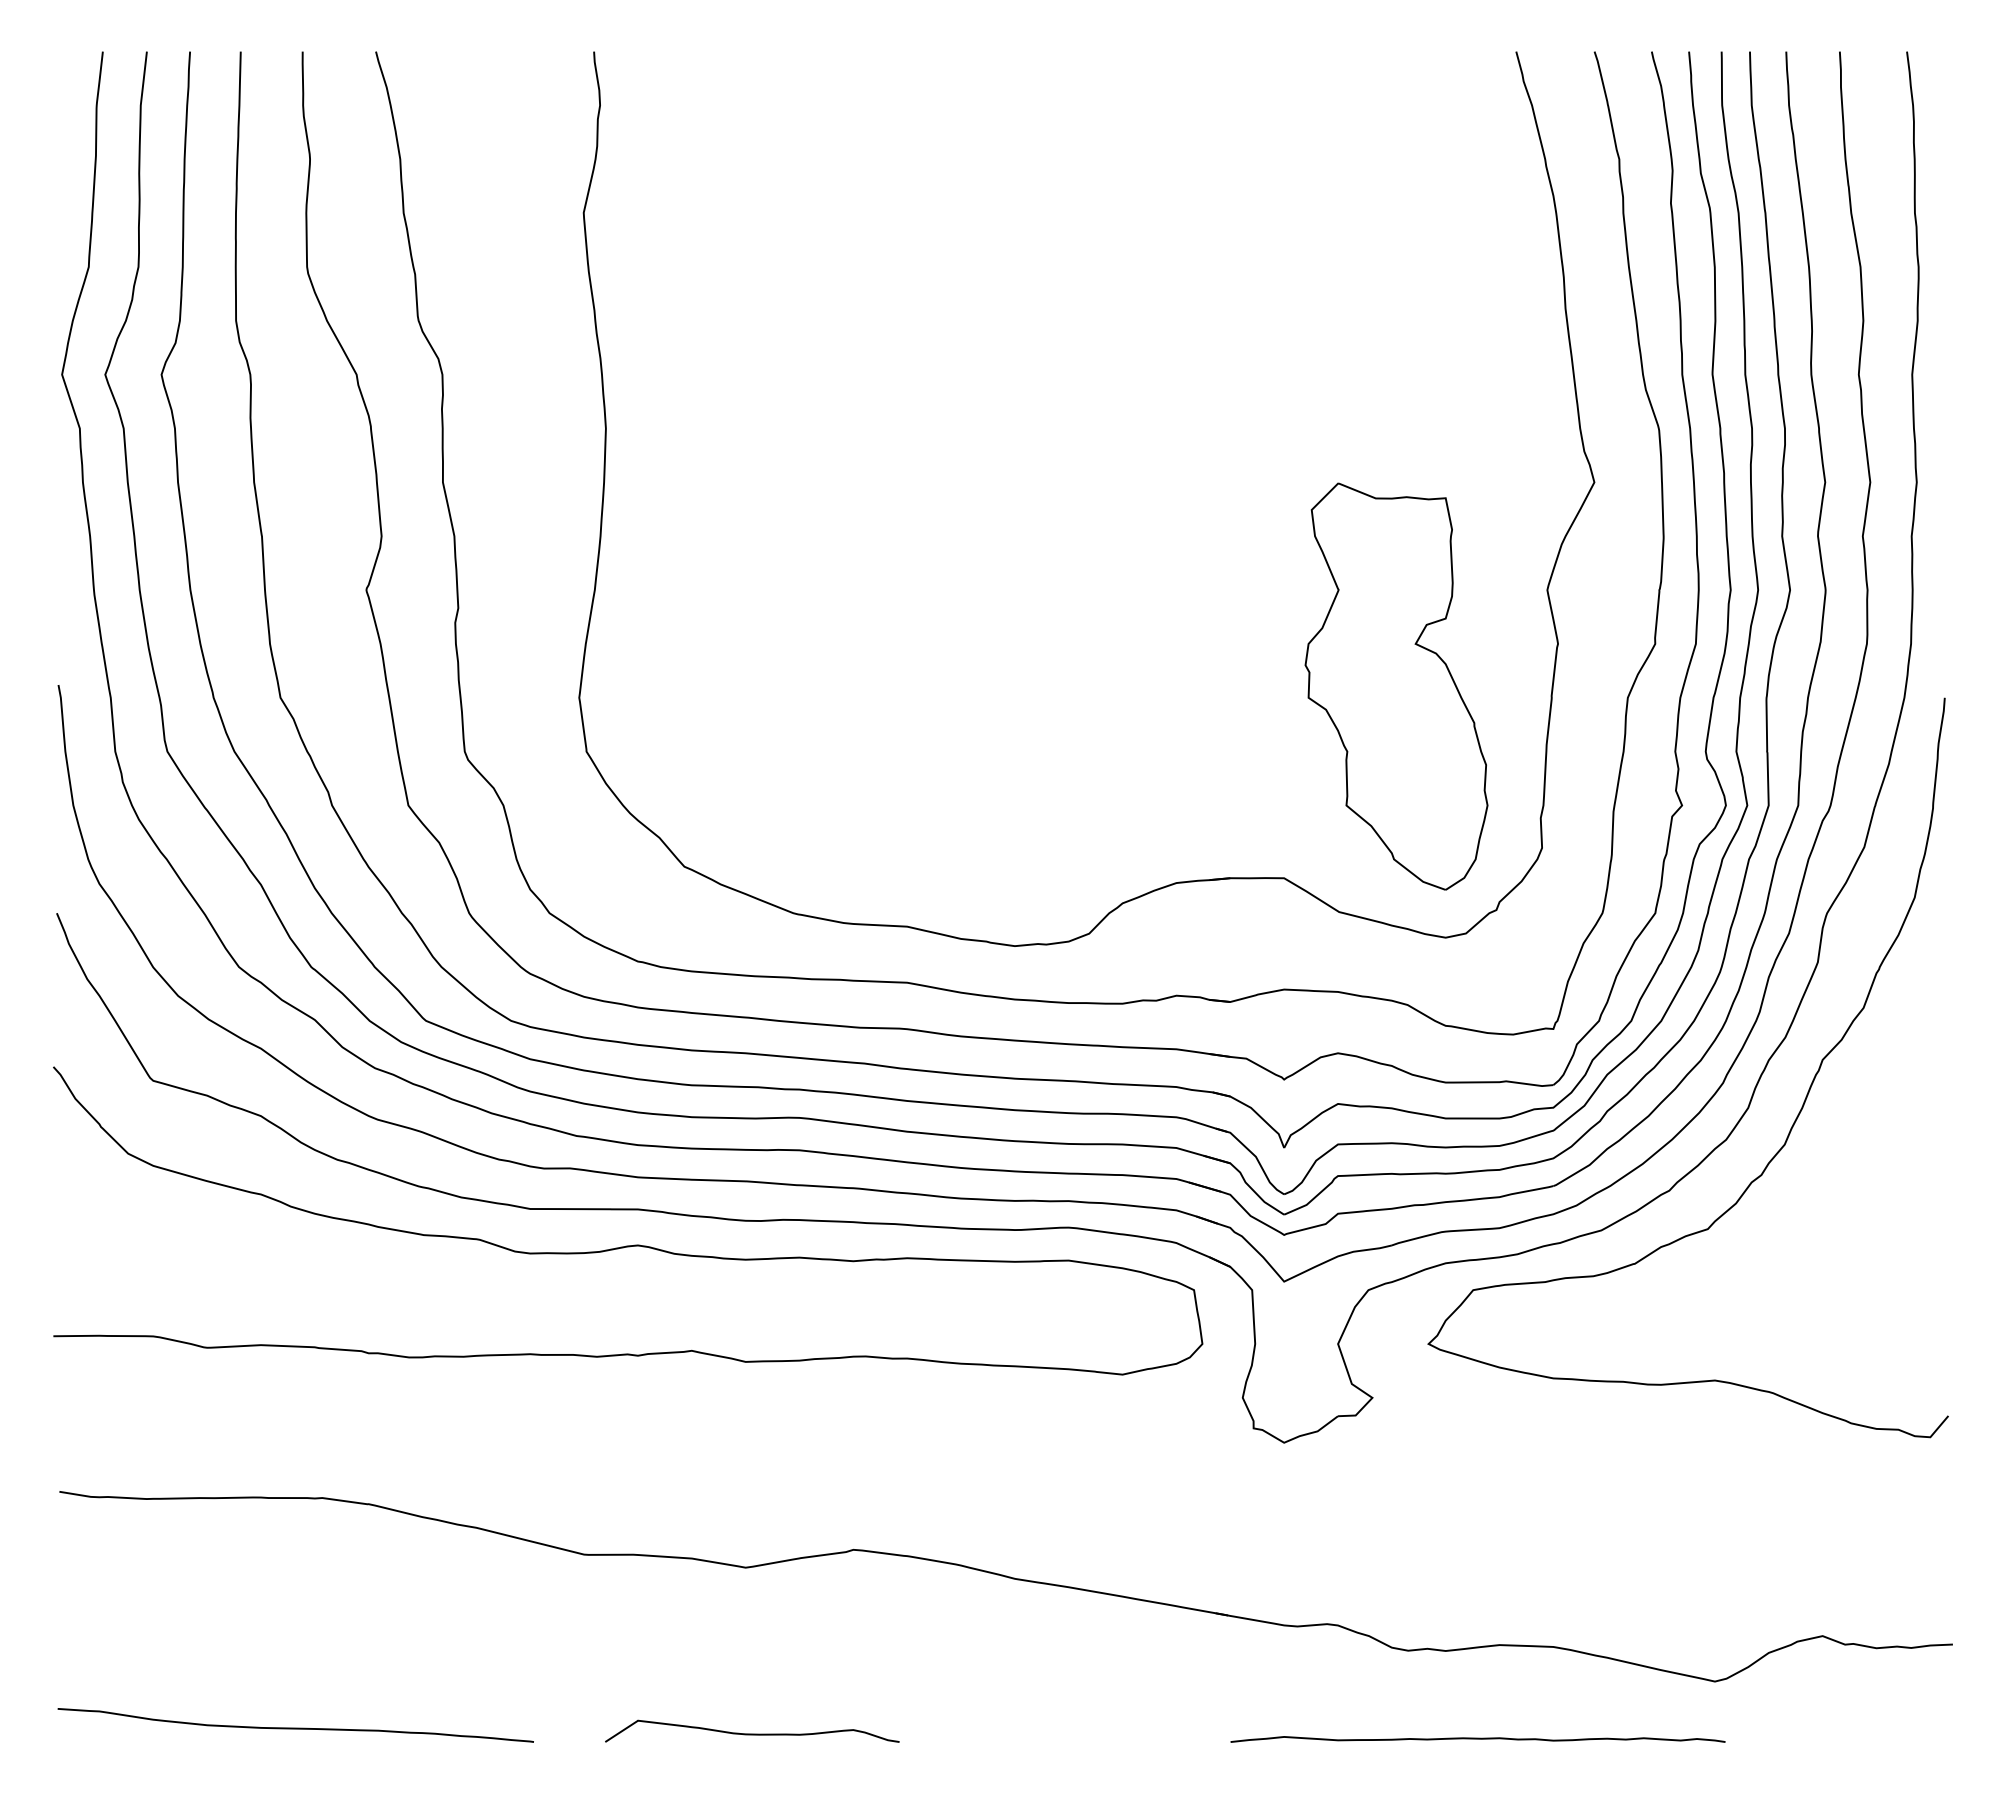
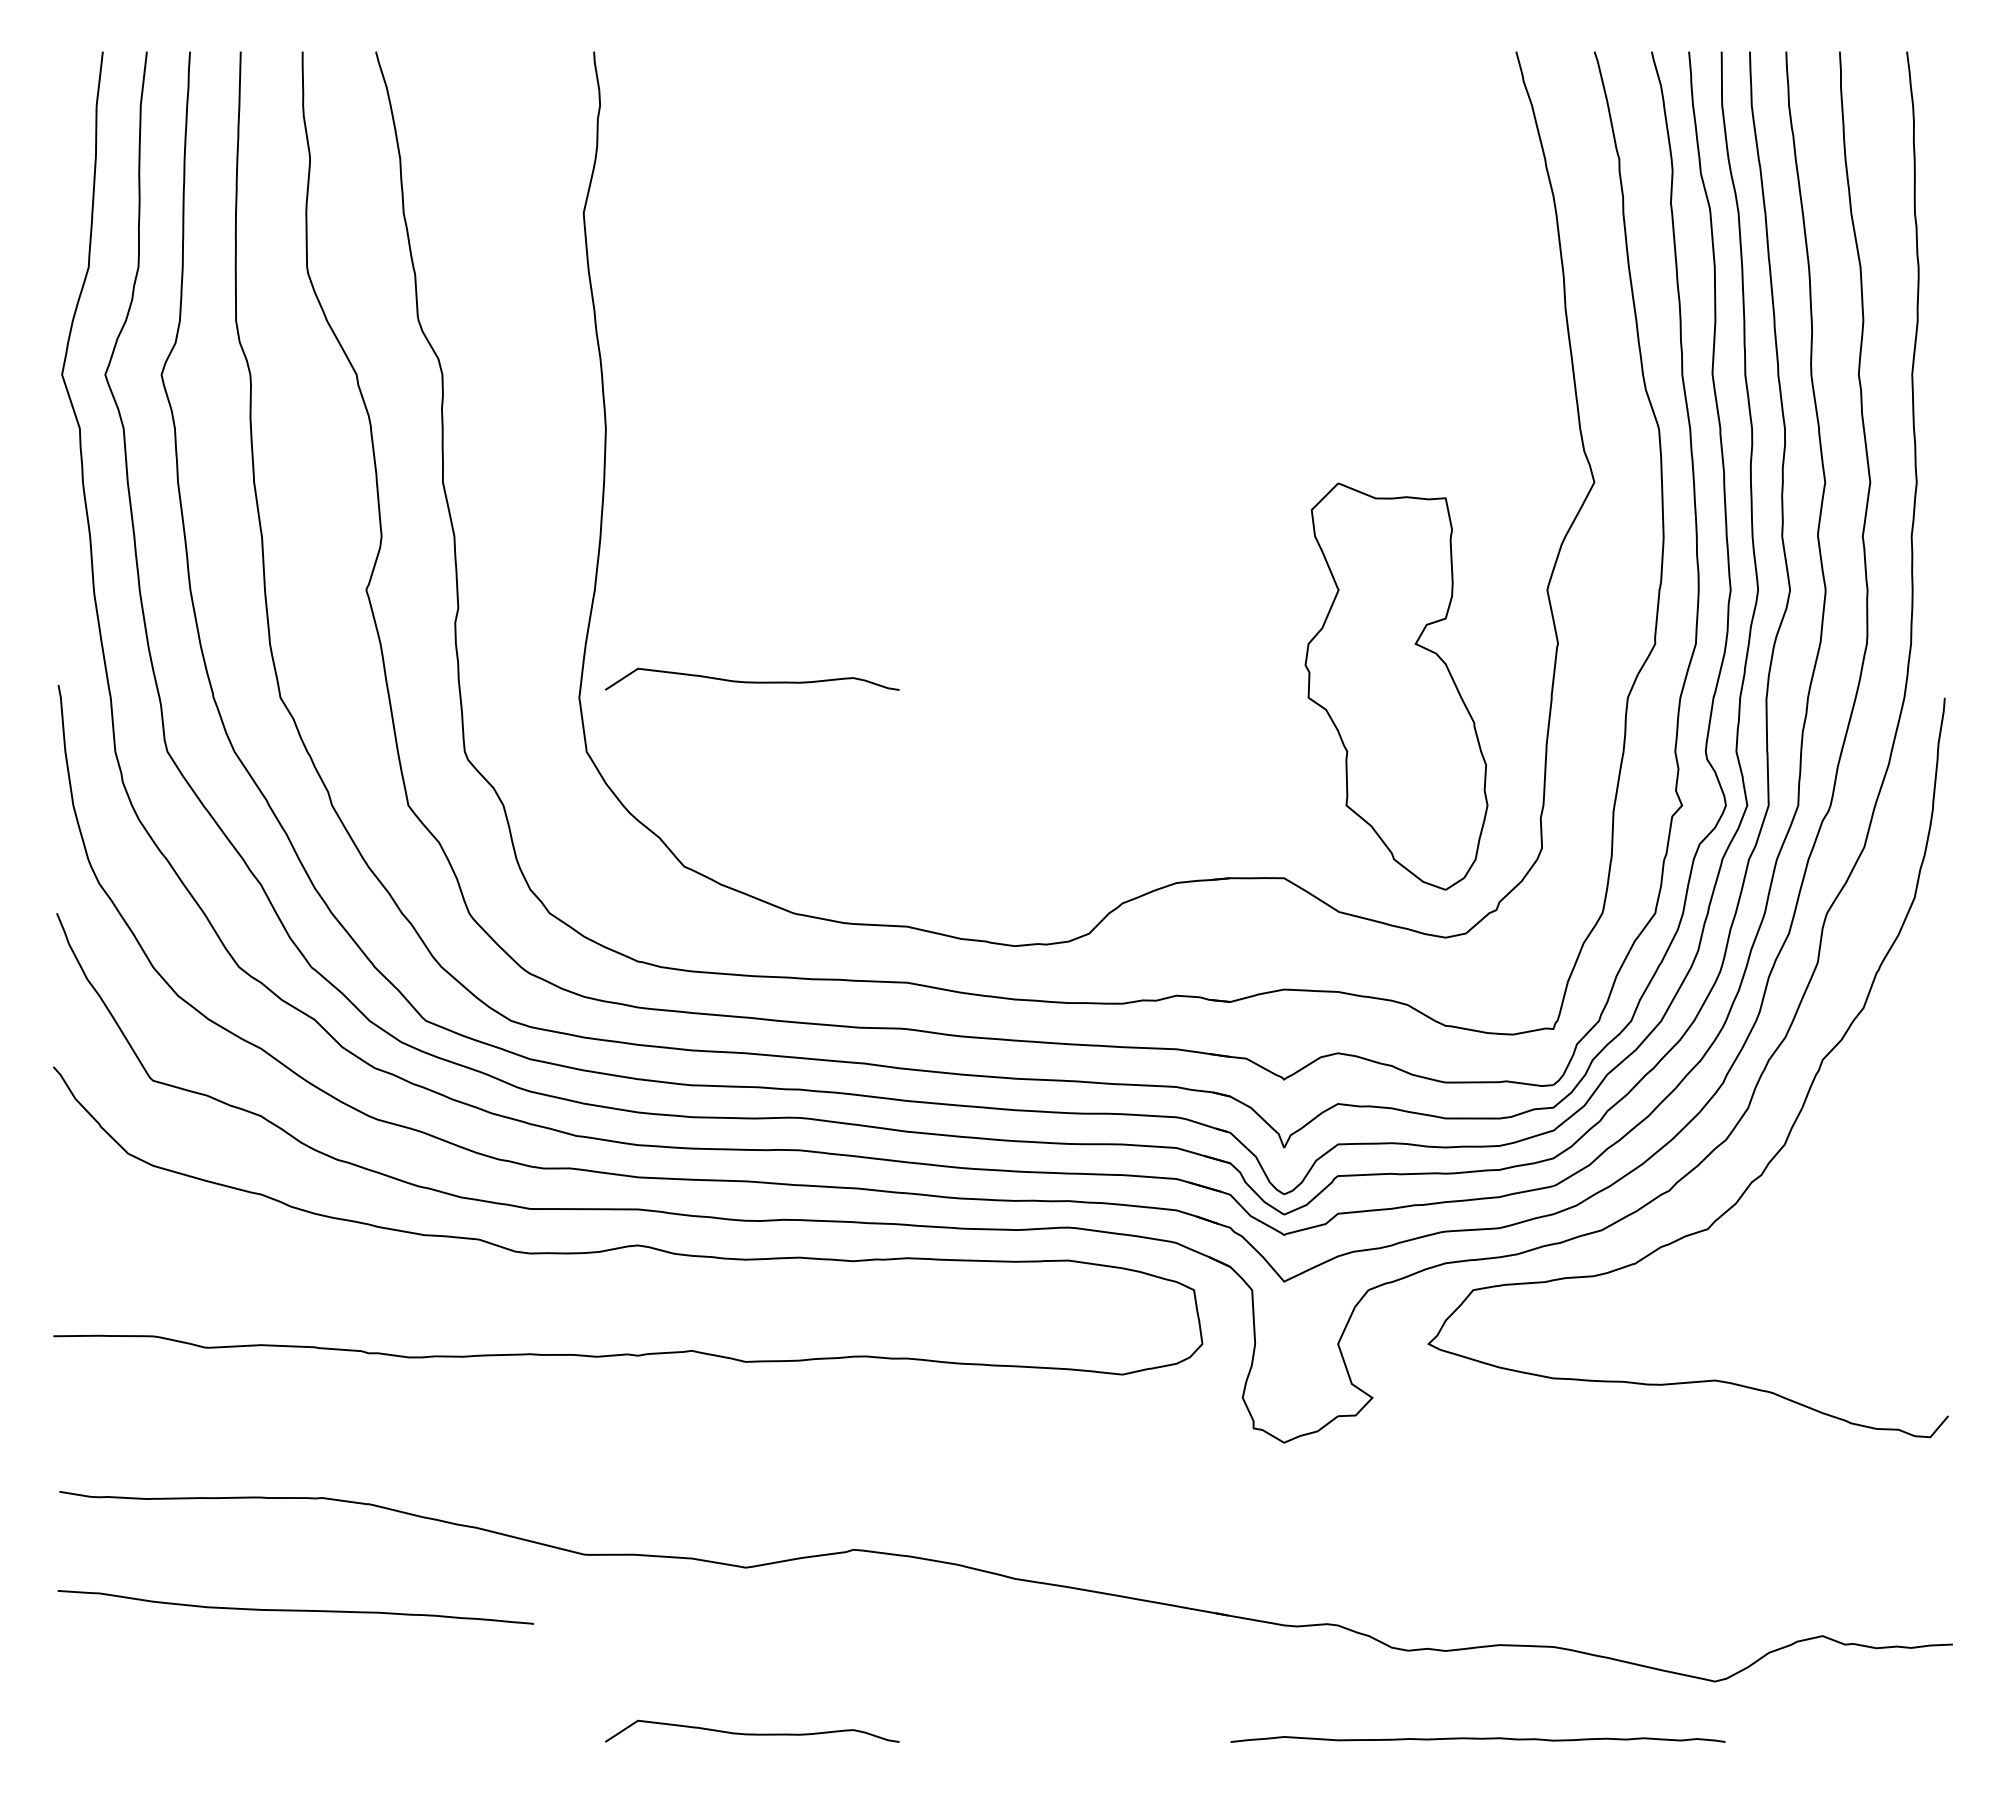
curve: none -> present (752, 681)
curve position: (295, 1727) -> (295, 1609) (295, 1609)
